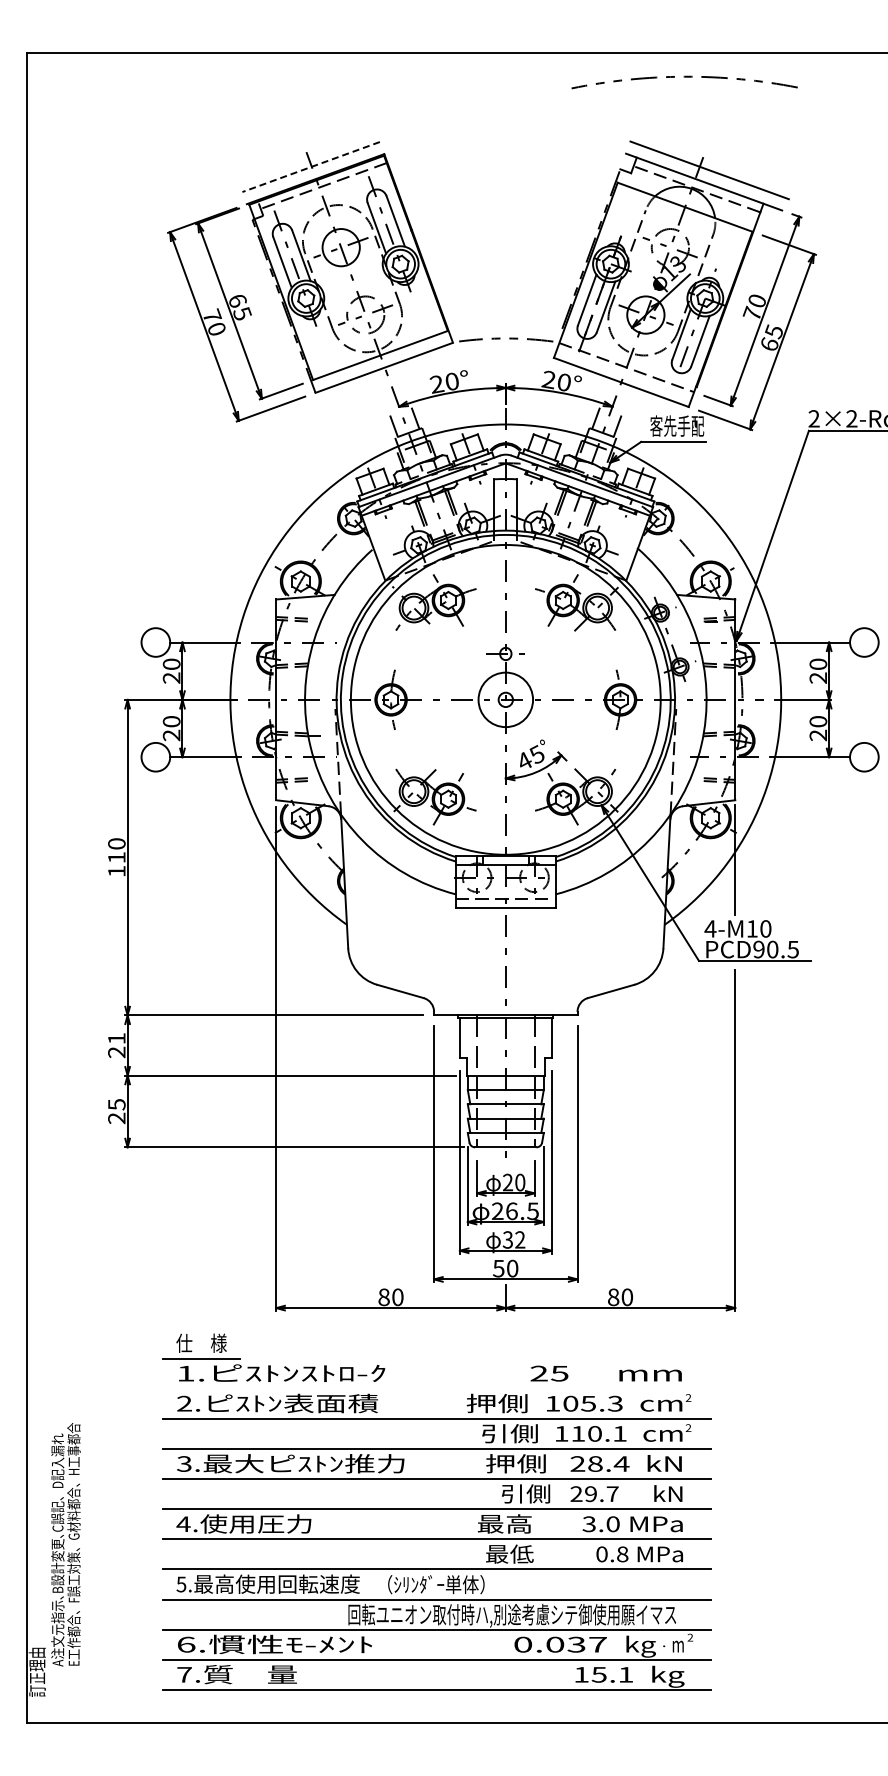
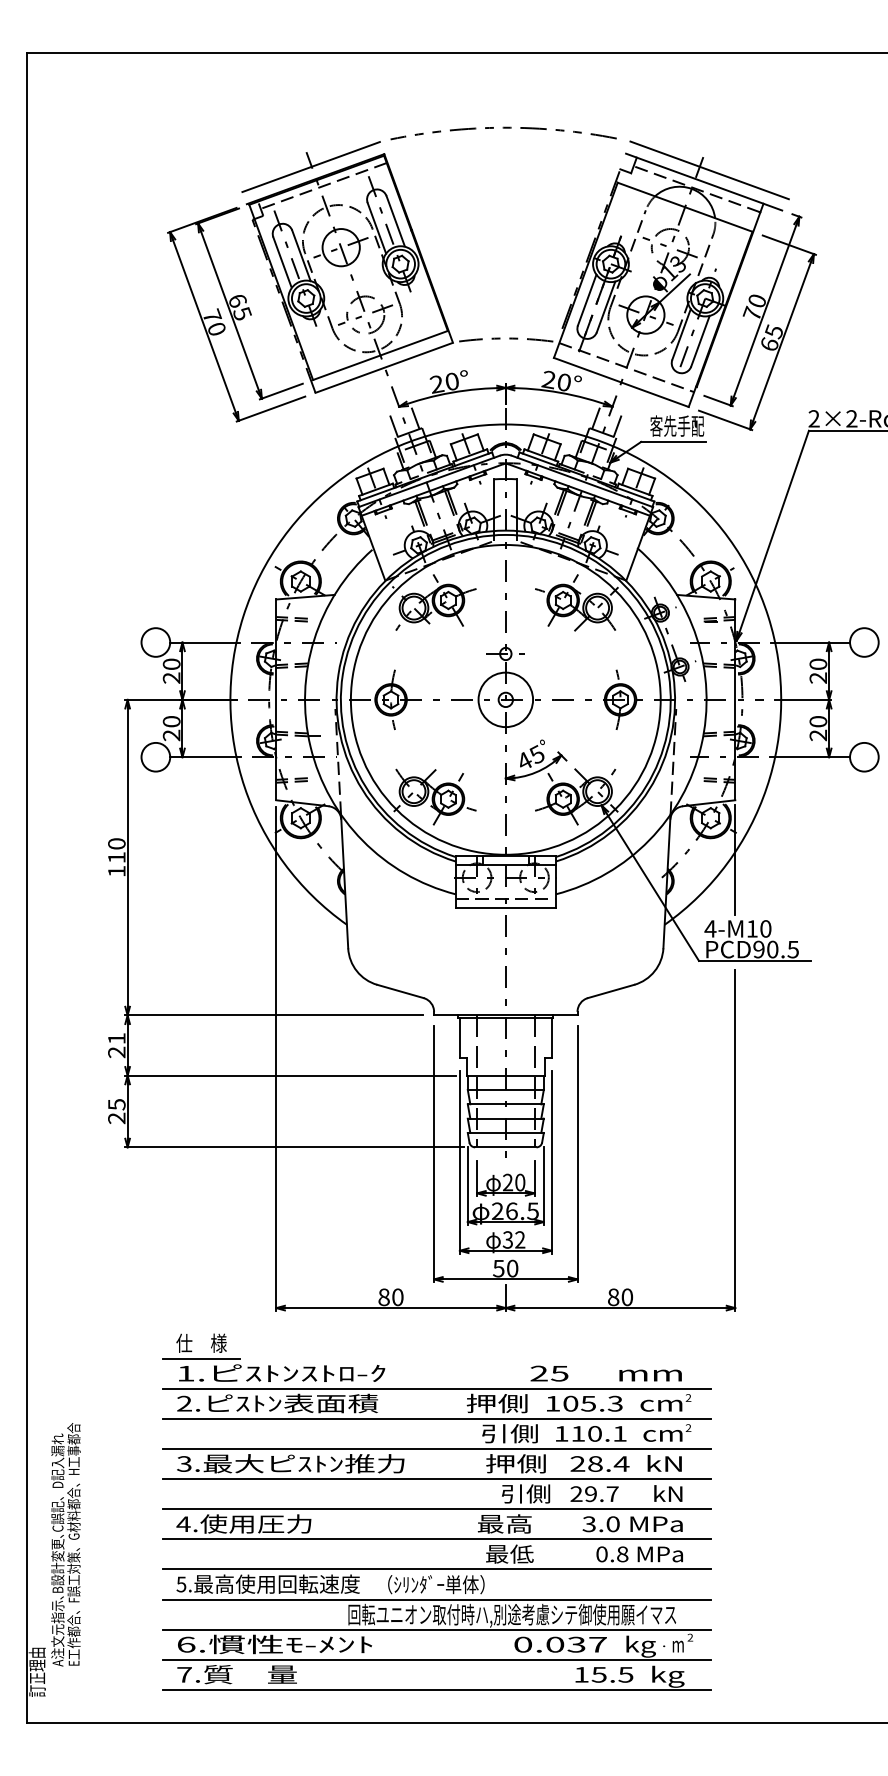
arc position: (684, 77) -> (503, 128) (503, 128)
line: dashed -> solid (310, 167)
line: none -> present (436, 1388)
text: 15.1 -> 15.5 (625, 1674)
